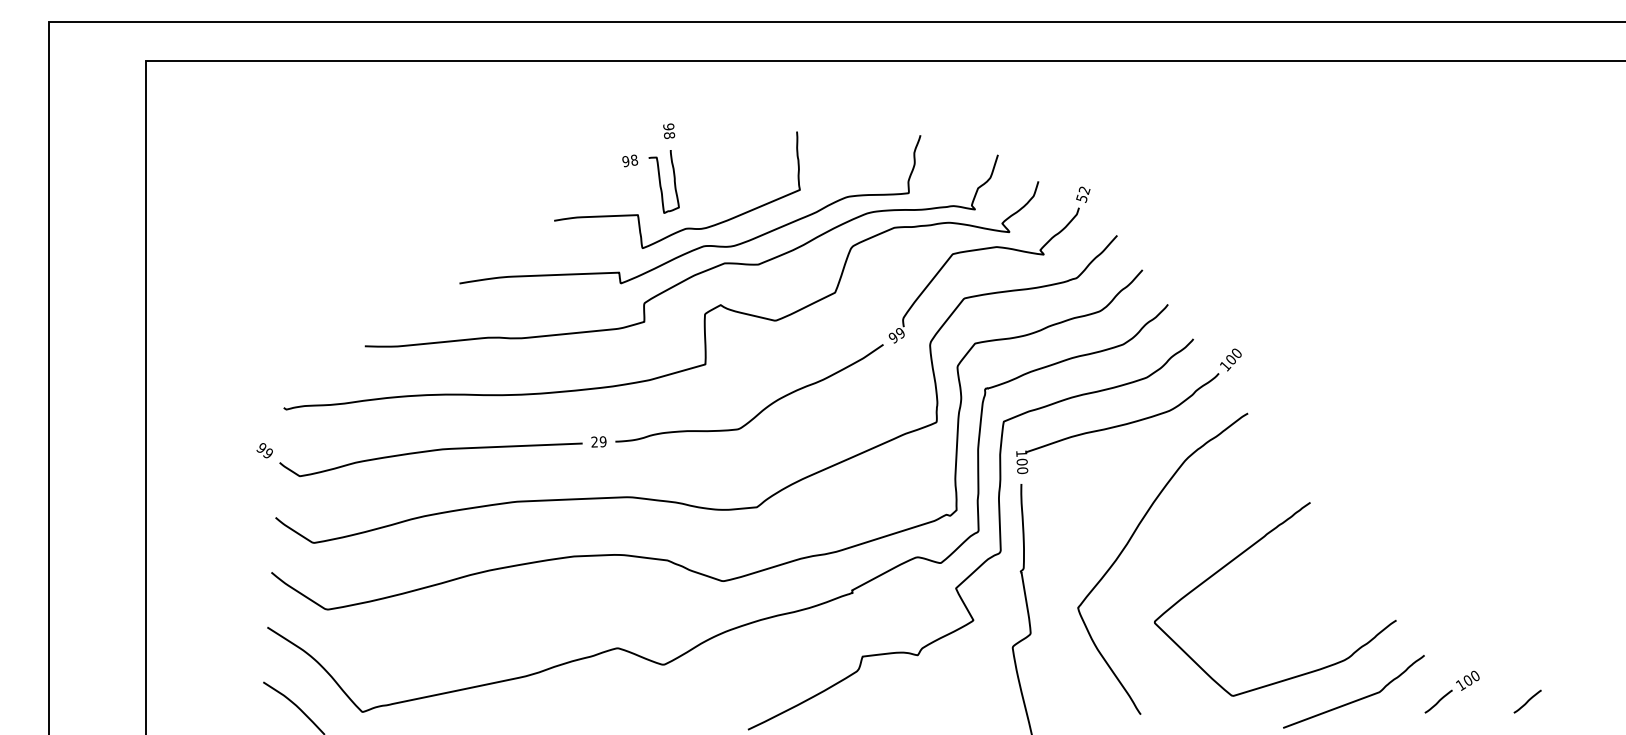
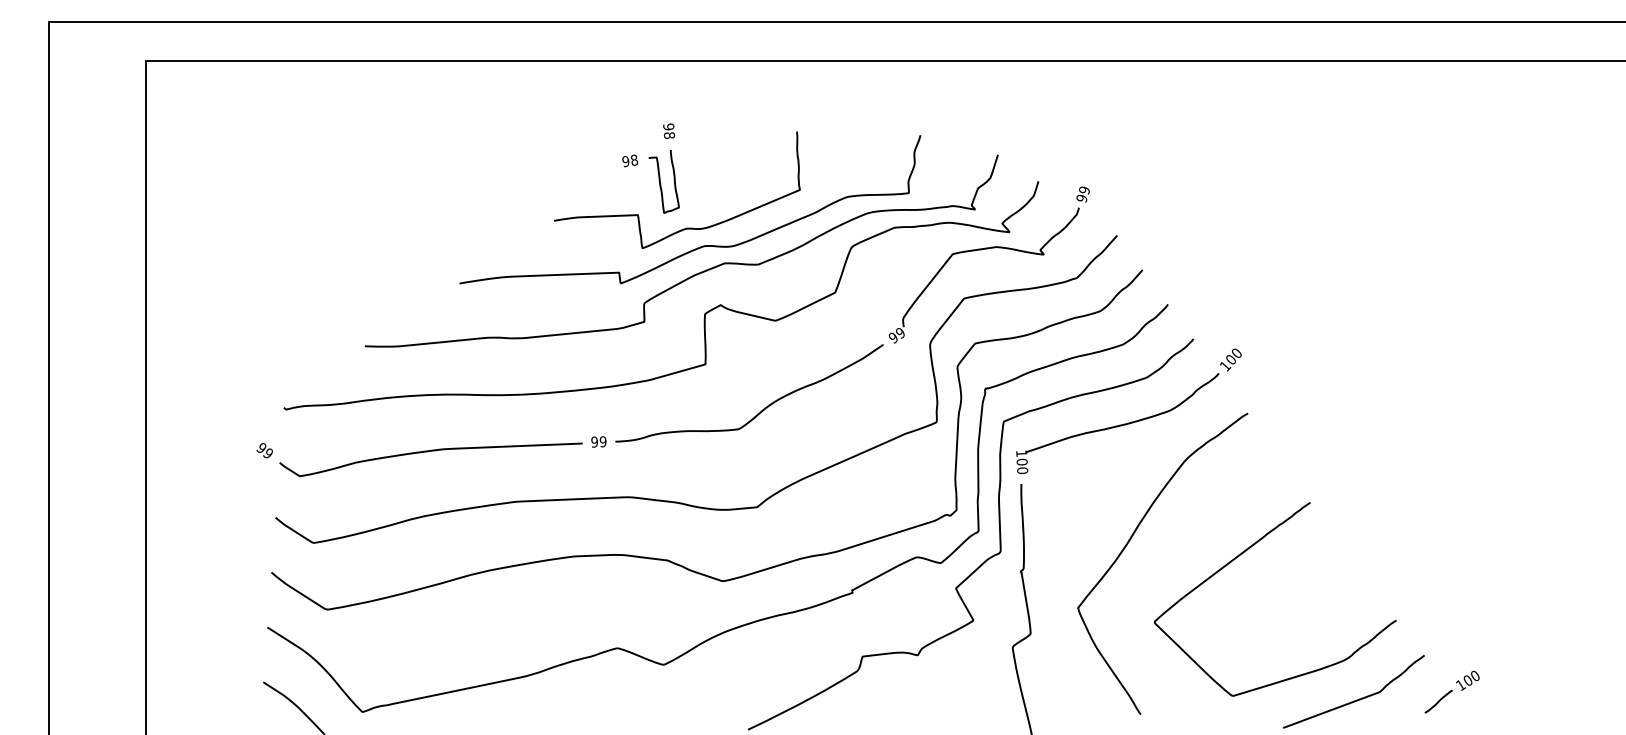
text: 52 -> 99 (1083, 194)
text: 29 -> 99 (594, 441)
line: present -> none (1527, 701)
